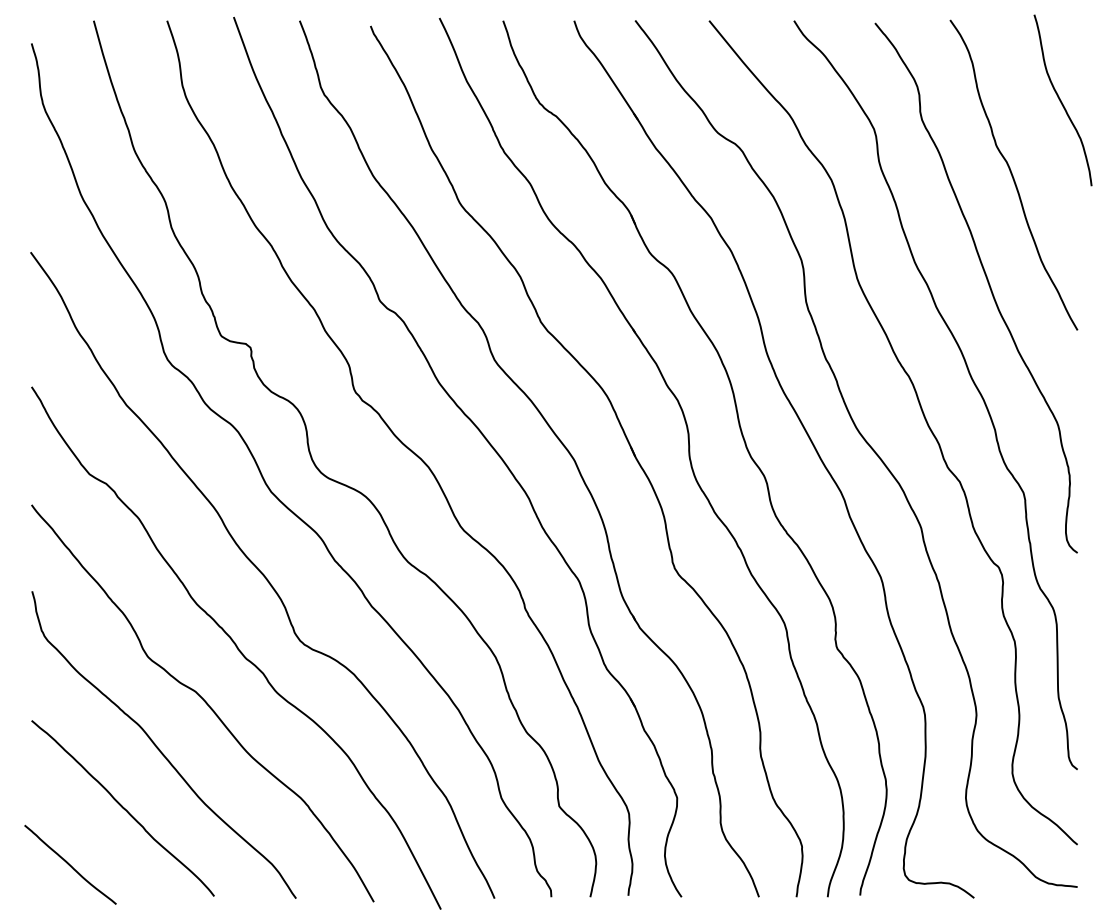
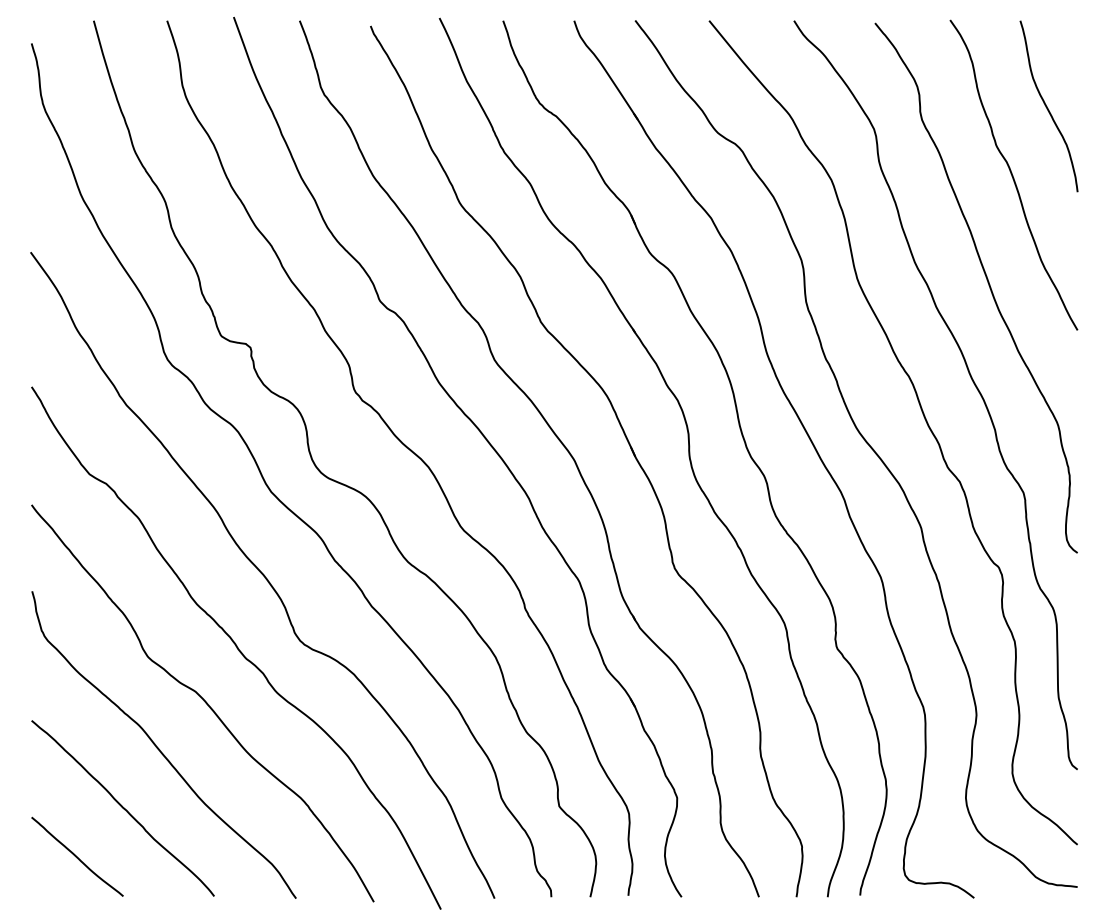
curve position: (1061, 100) -> (1047, 106) (1047, 106)
curve position: (70, 864) -> (77, 856) (77, 856)
